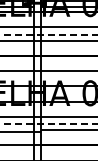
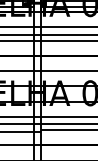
line: dashed -> solid (49, 34)
line: dashed -> solid (49, 123)
